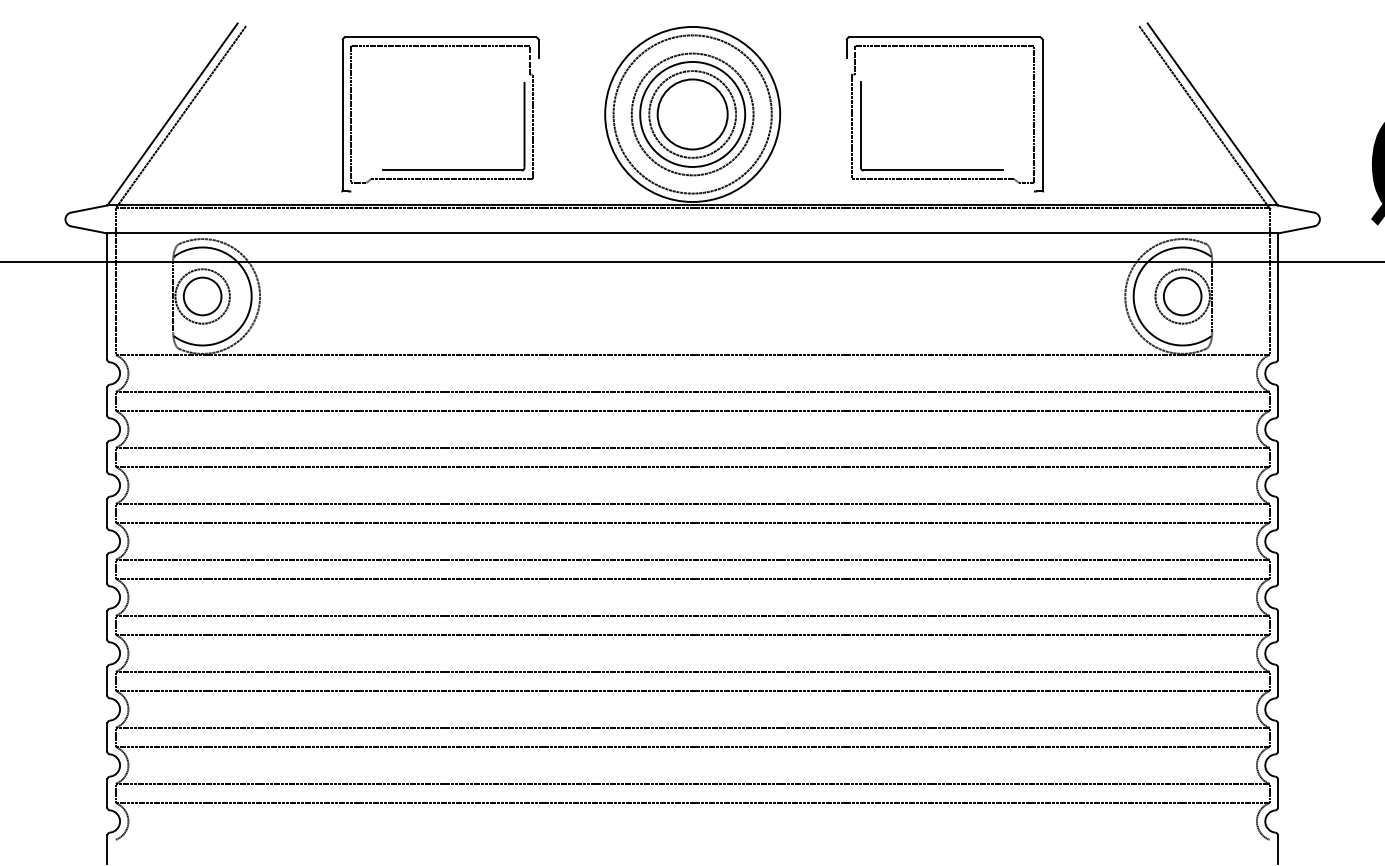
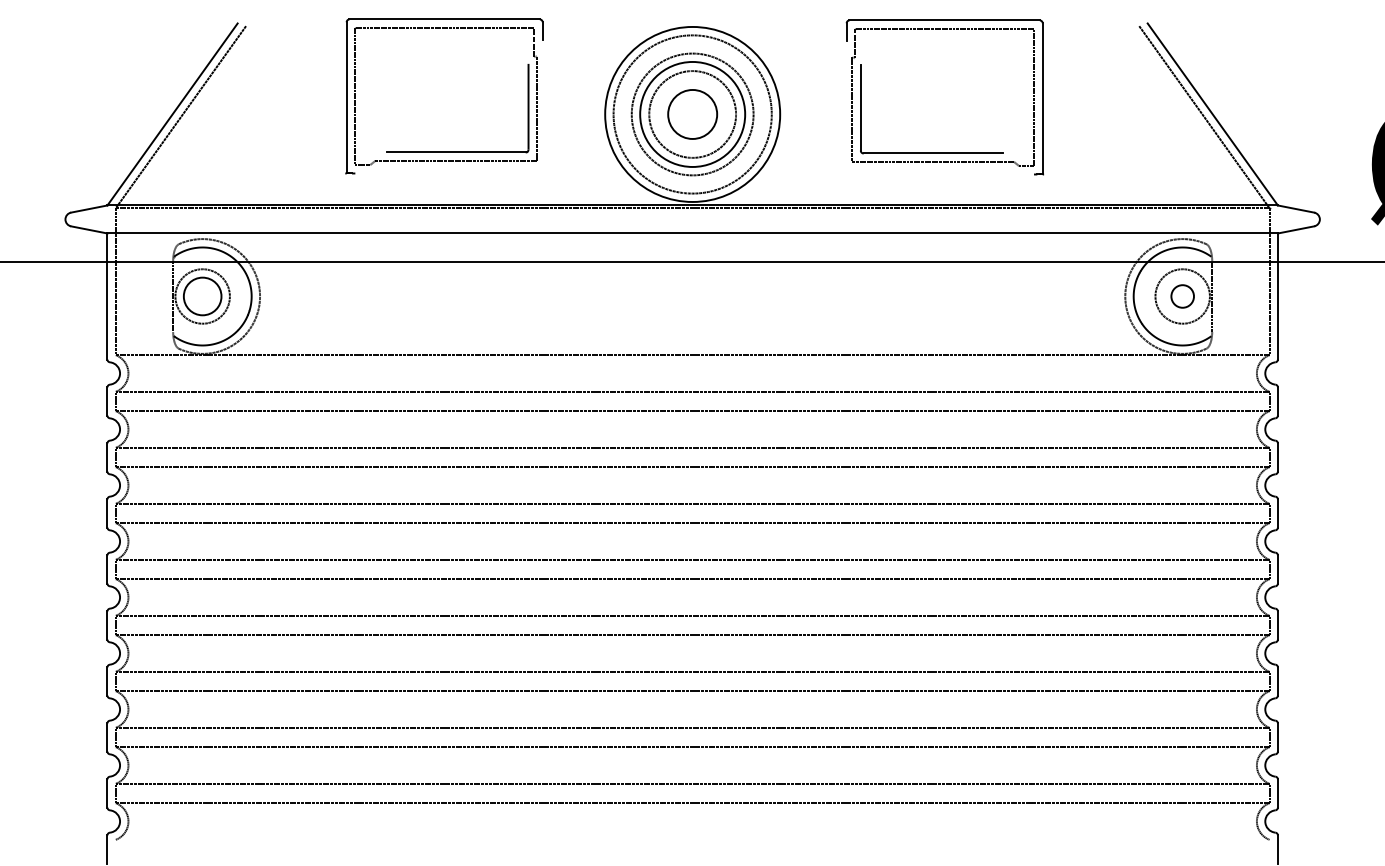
circle diameter: 70 px -> 49 px (692, 113)
part position: (440, 169) -> (444, 151) (444, 151)
part position: (944, 169) -> (944, 152) (944, 152)
circle diameter: 38 px -> 23 px (1182, 296)
